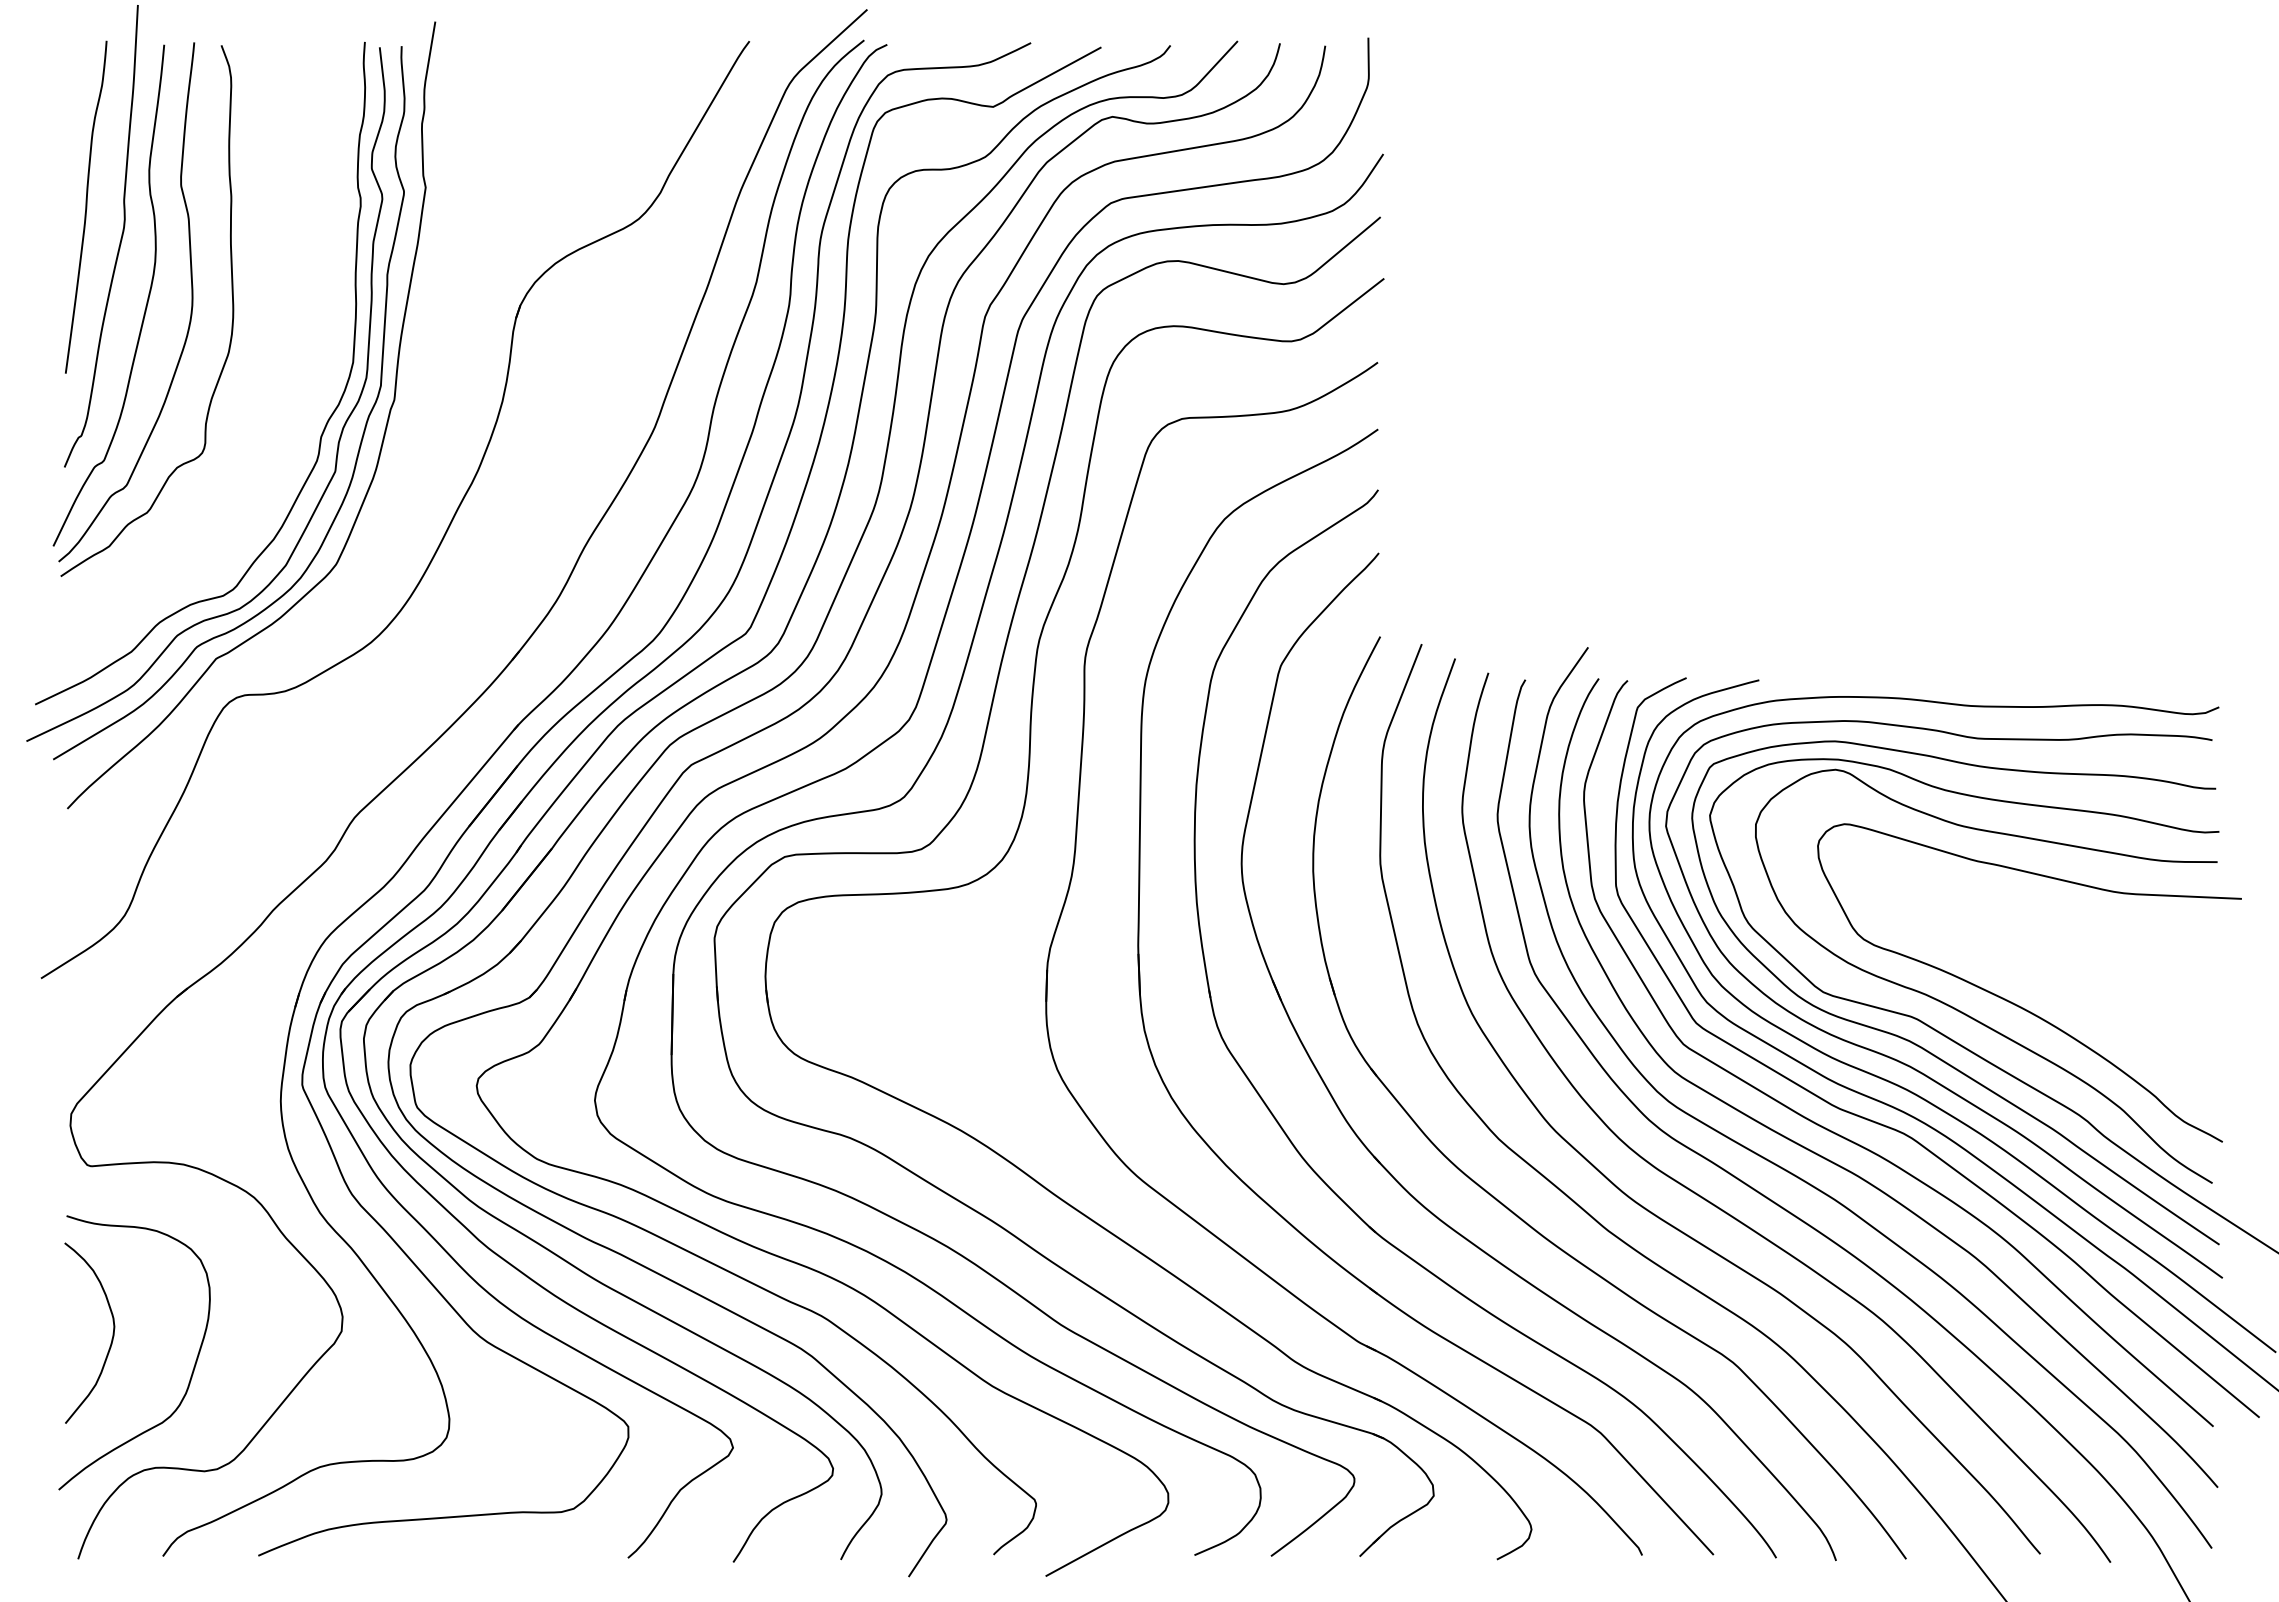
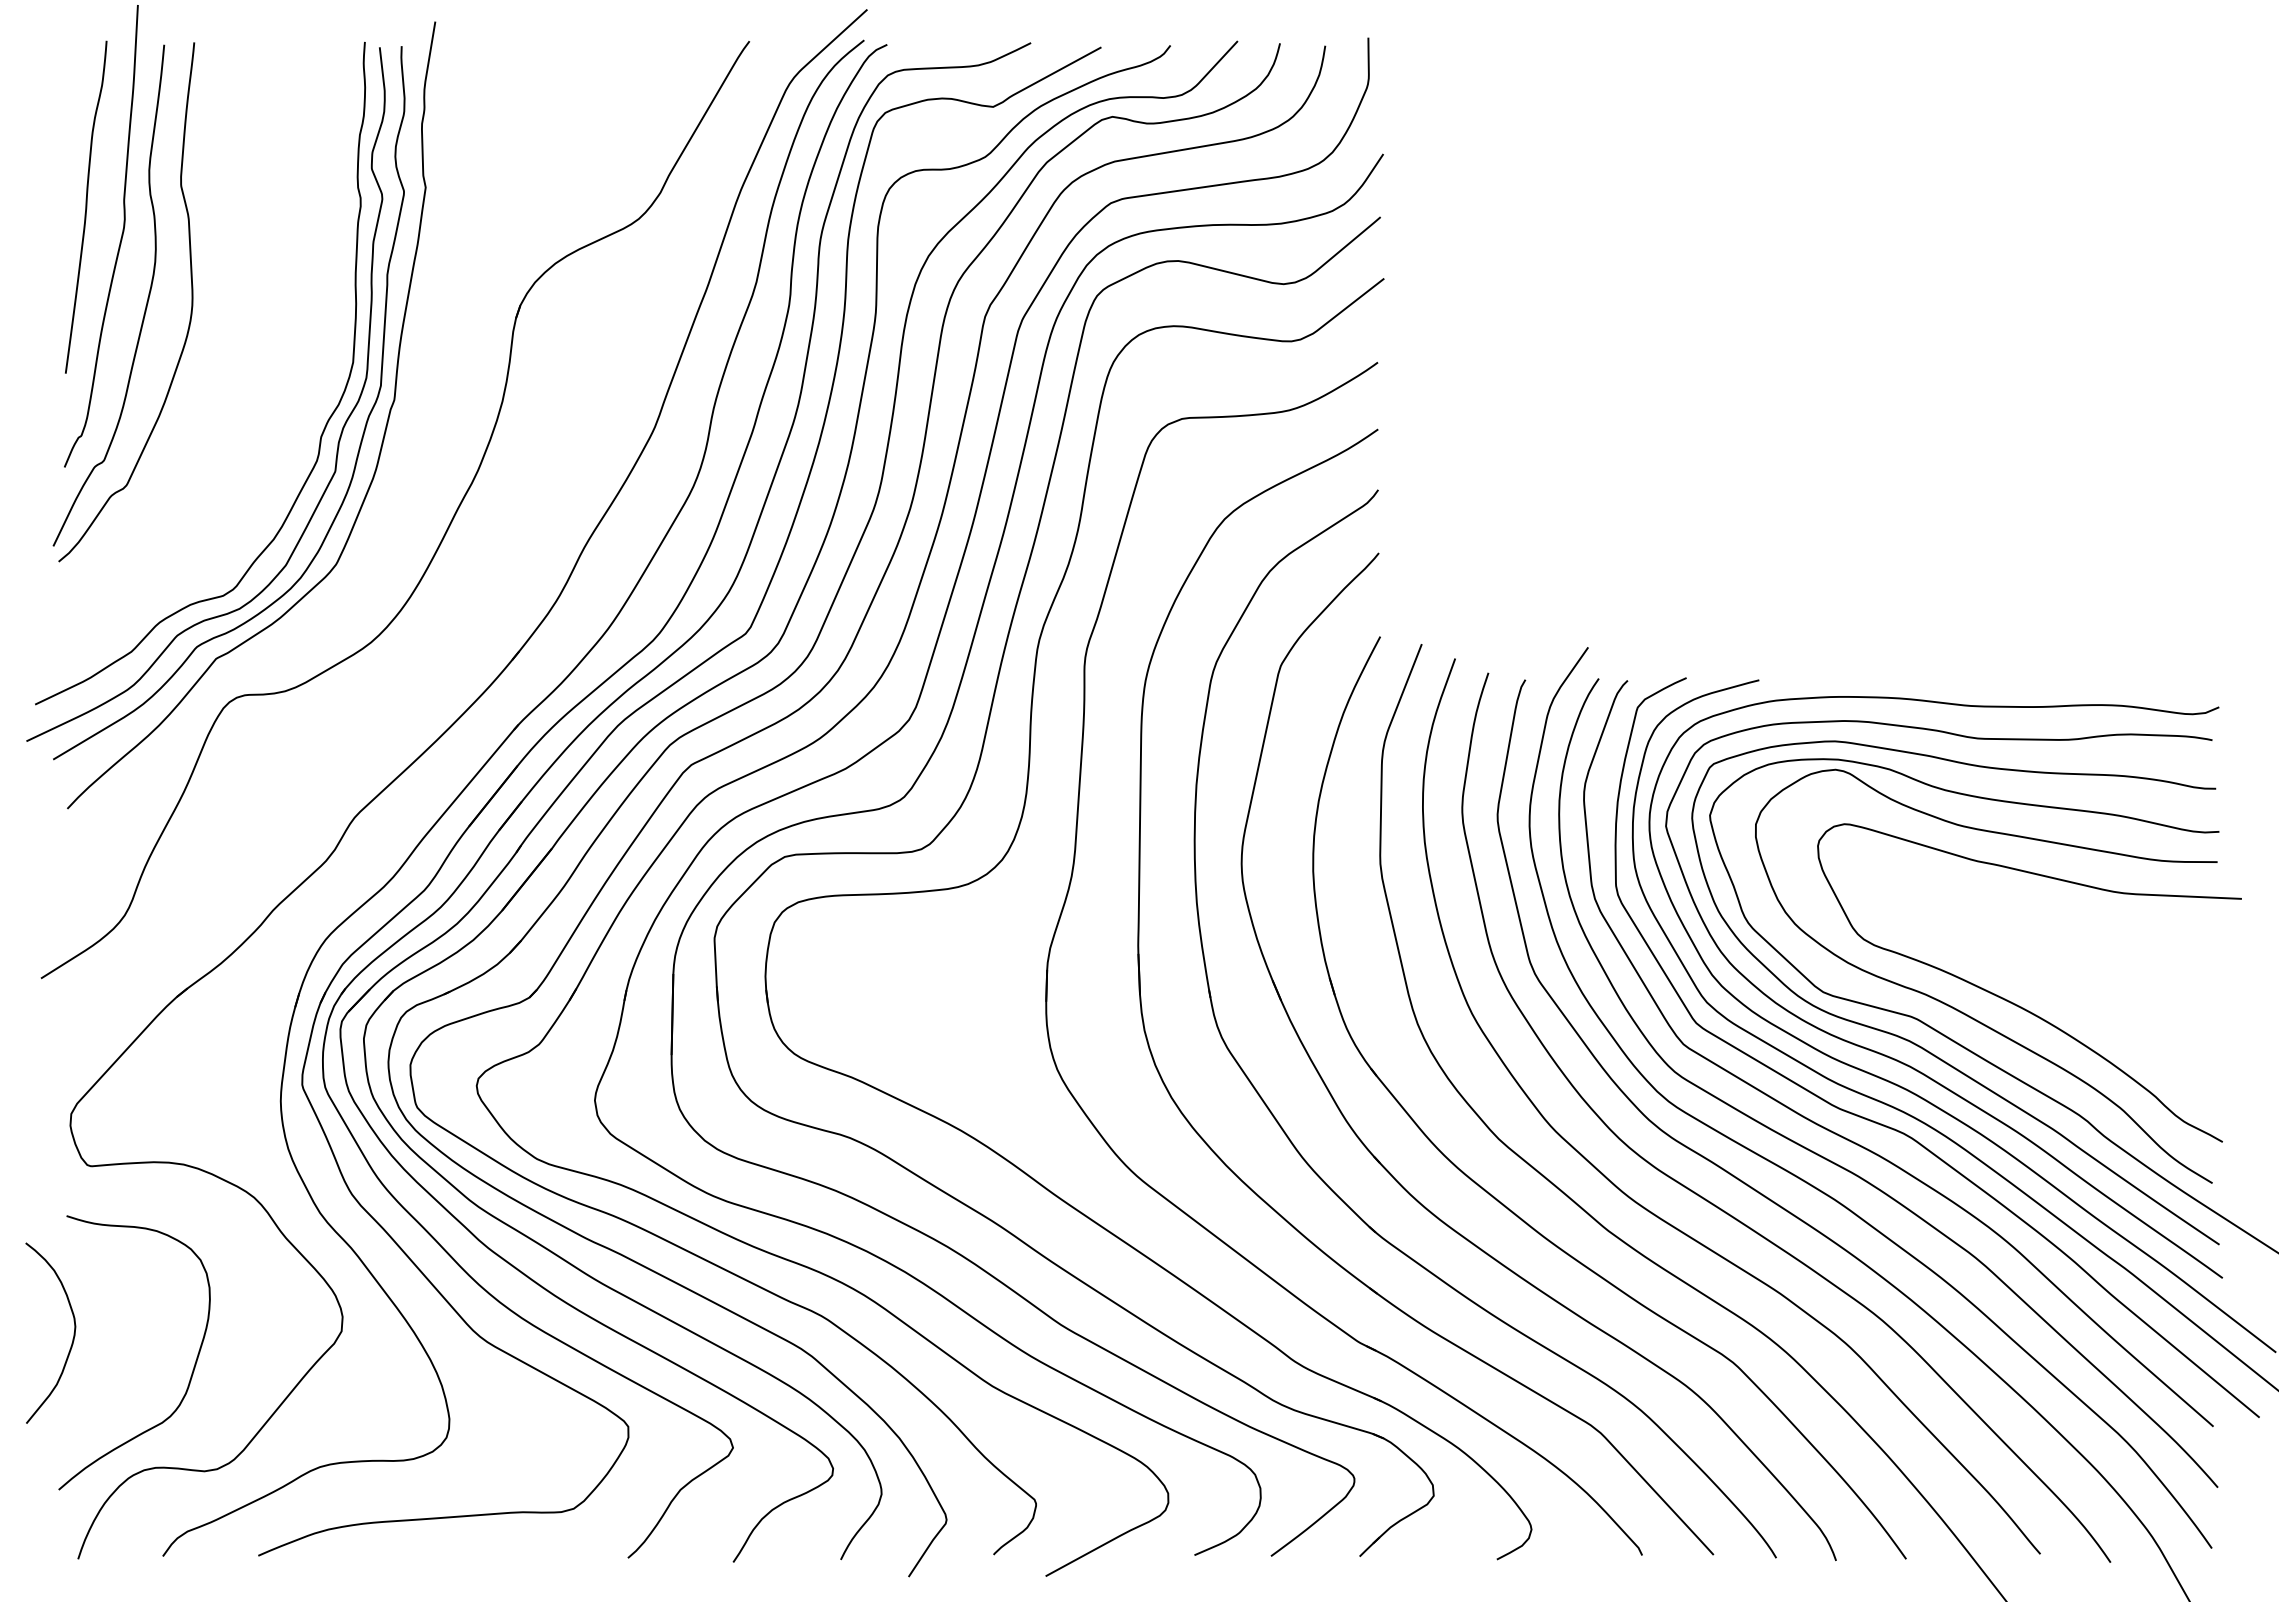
curve: present -> none (232, 310)
curve position: (111, 1338) -> (72, 1338) (72, 1338)
